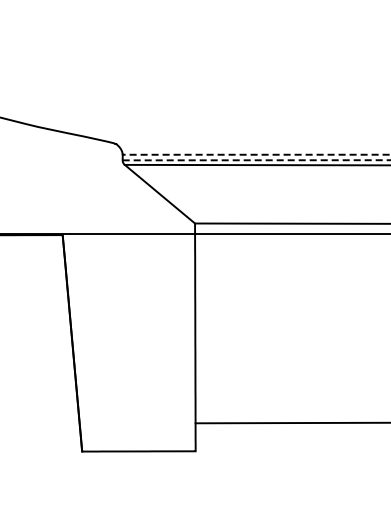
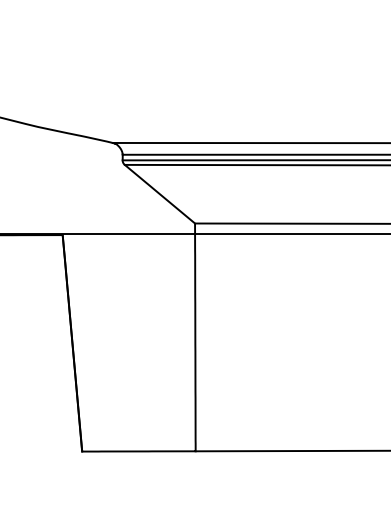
line: none -> present (249, 142)
line: dashed -> solid (256, 154)
line: dashed -> solid (256, 160)
line position: (291, 422) -> (291, 450) (291, 450)
